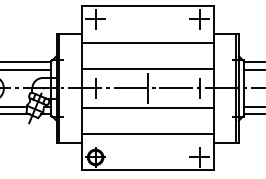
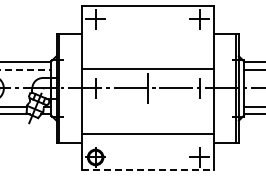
line: present -> none (147, 42)
line: solid -> dashed (26, 69)
line: present -> none (147, 107)
line: solid -> dashed (148, 170)
